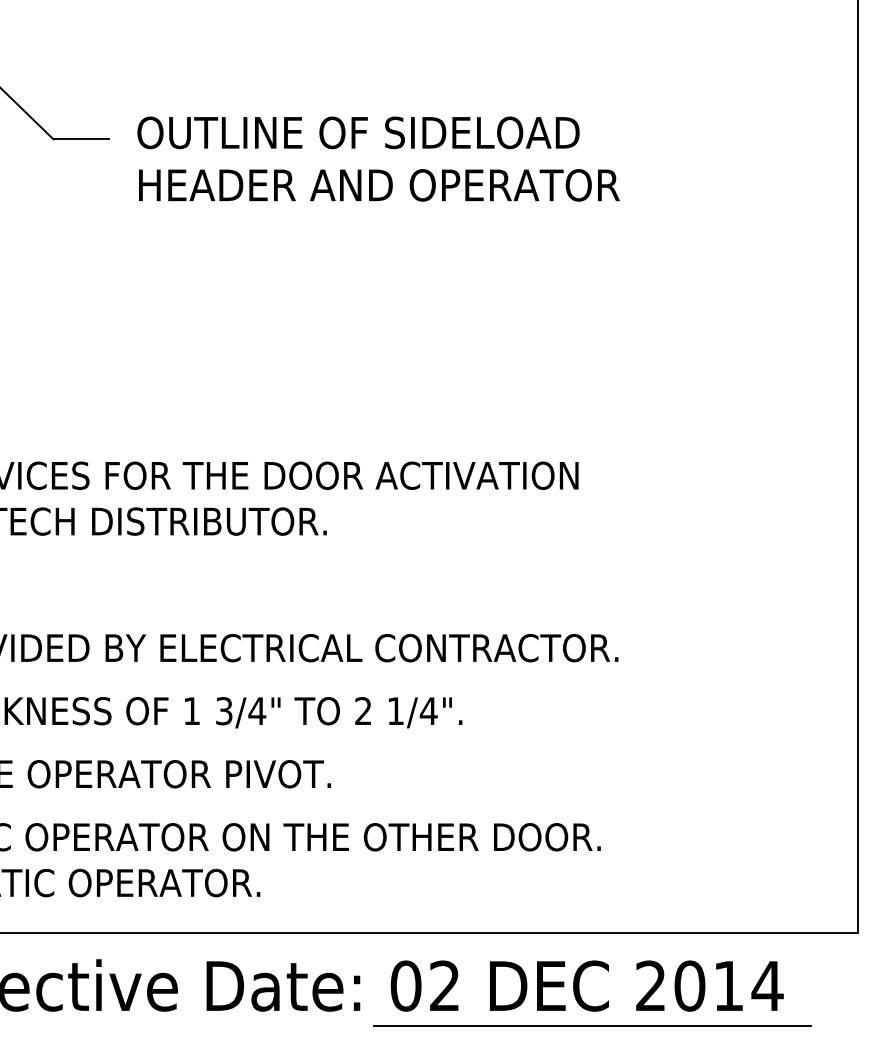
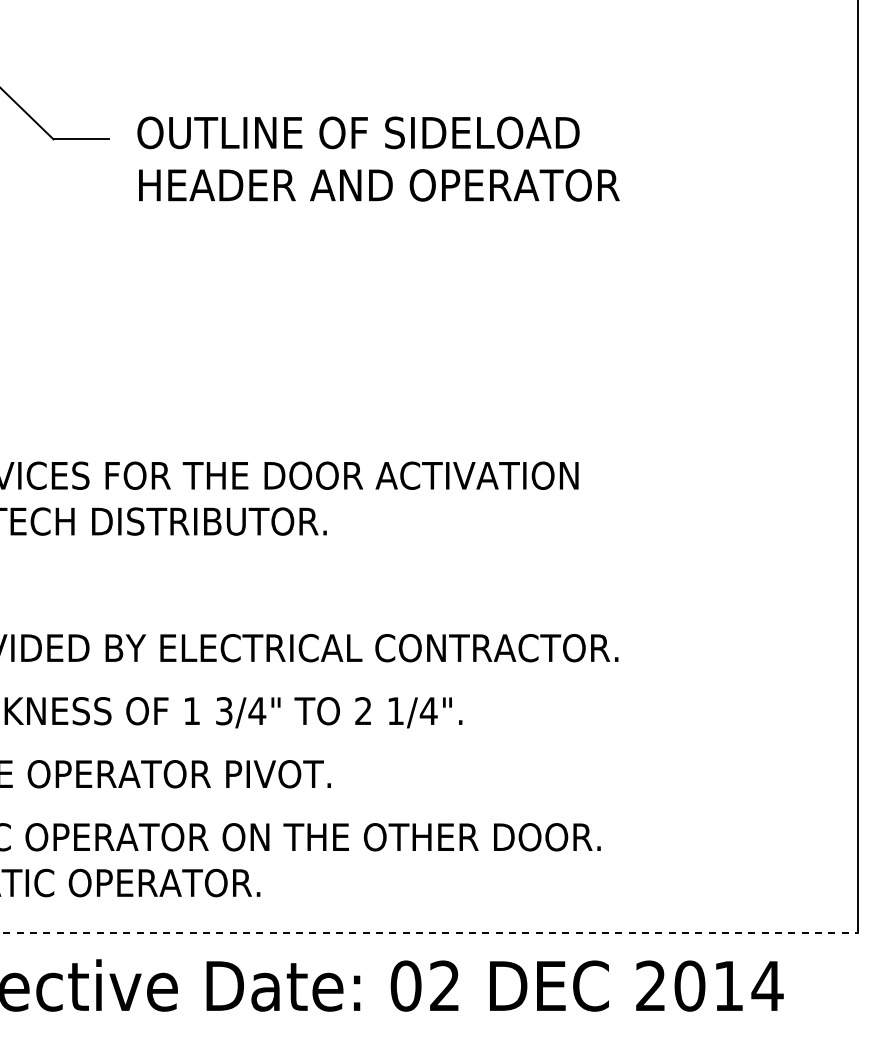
line: solid -> dashed (429, 933)
line: present -> none (592, 1026)
